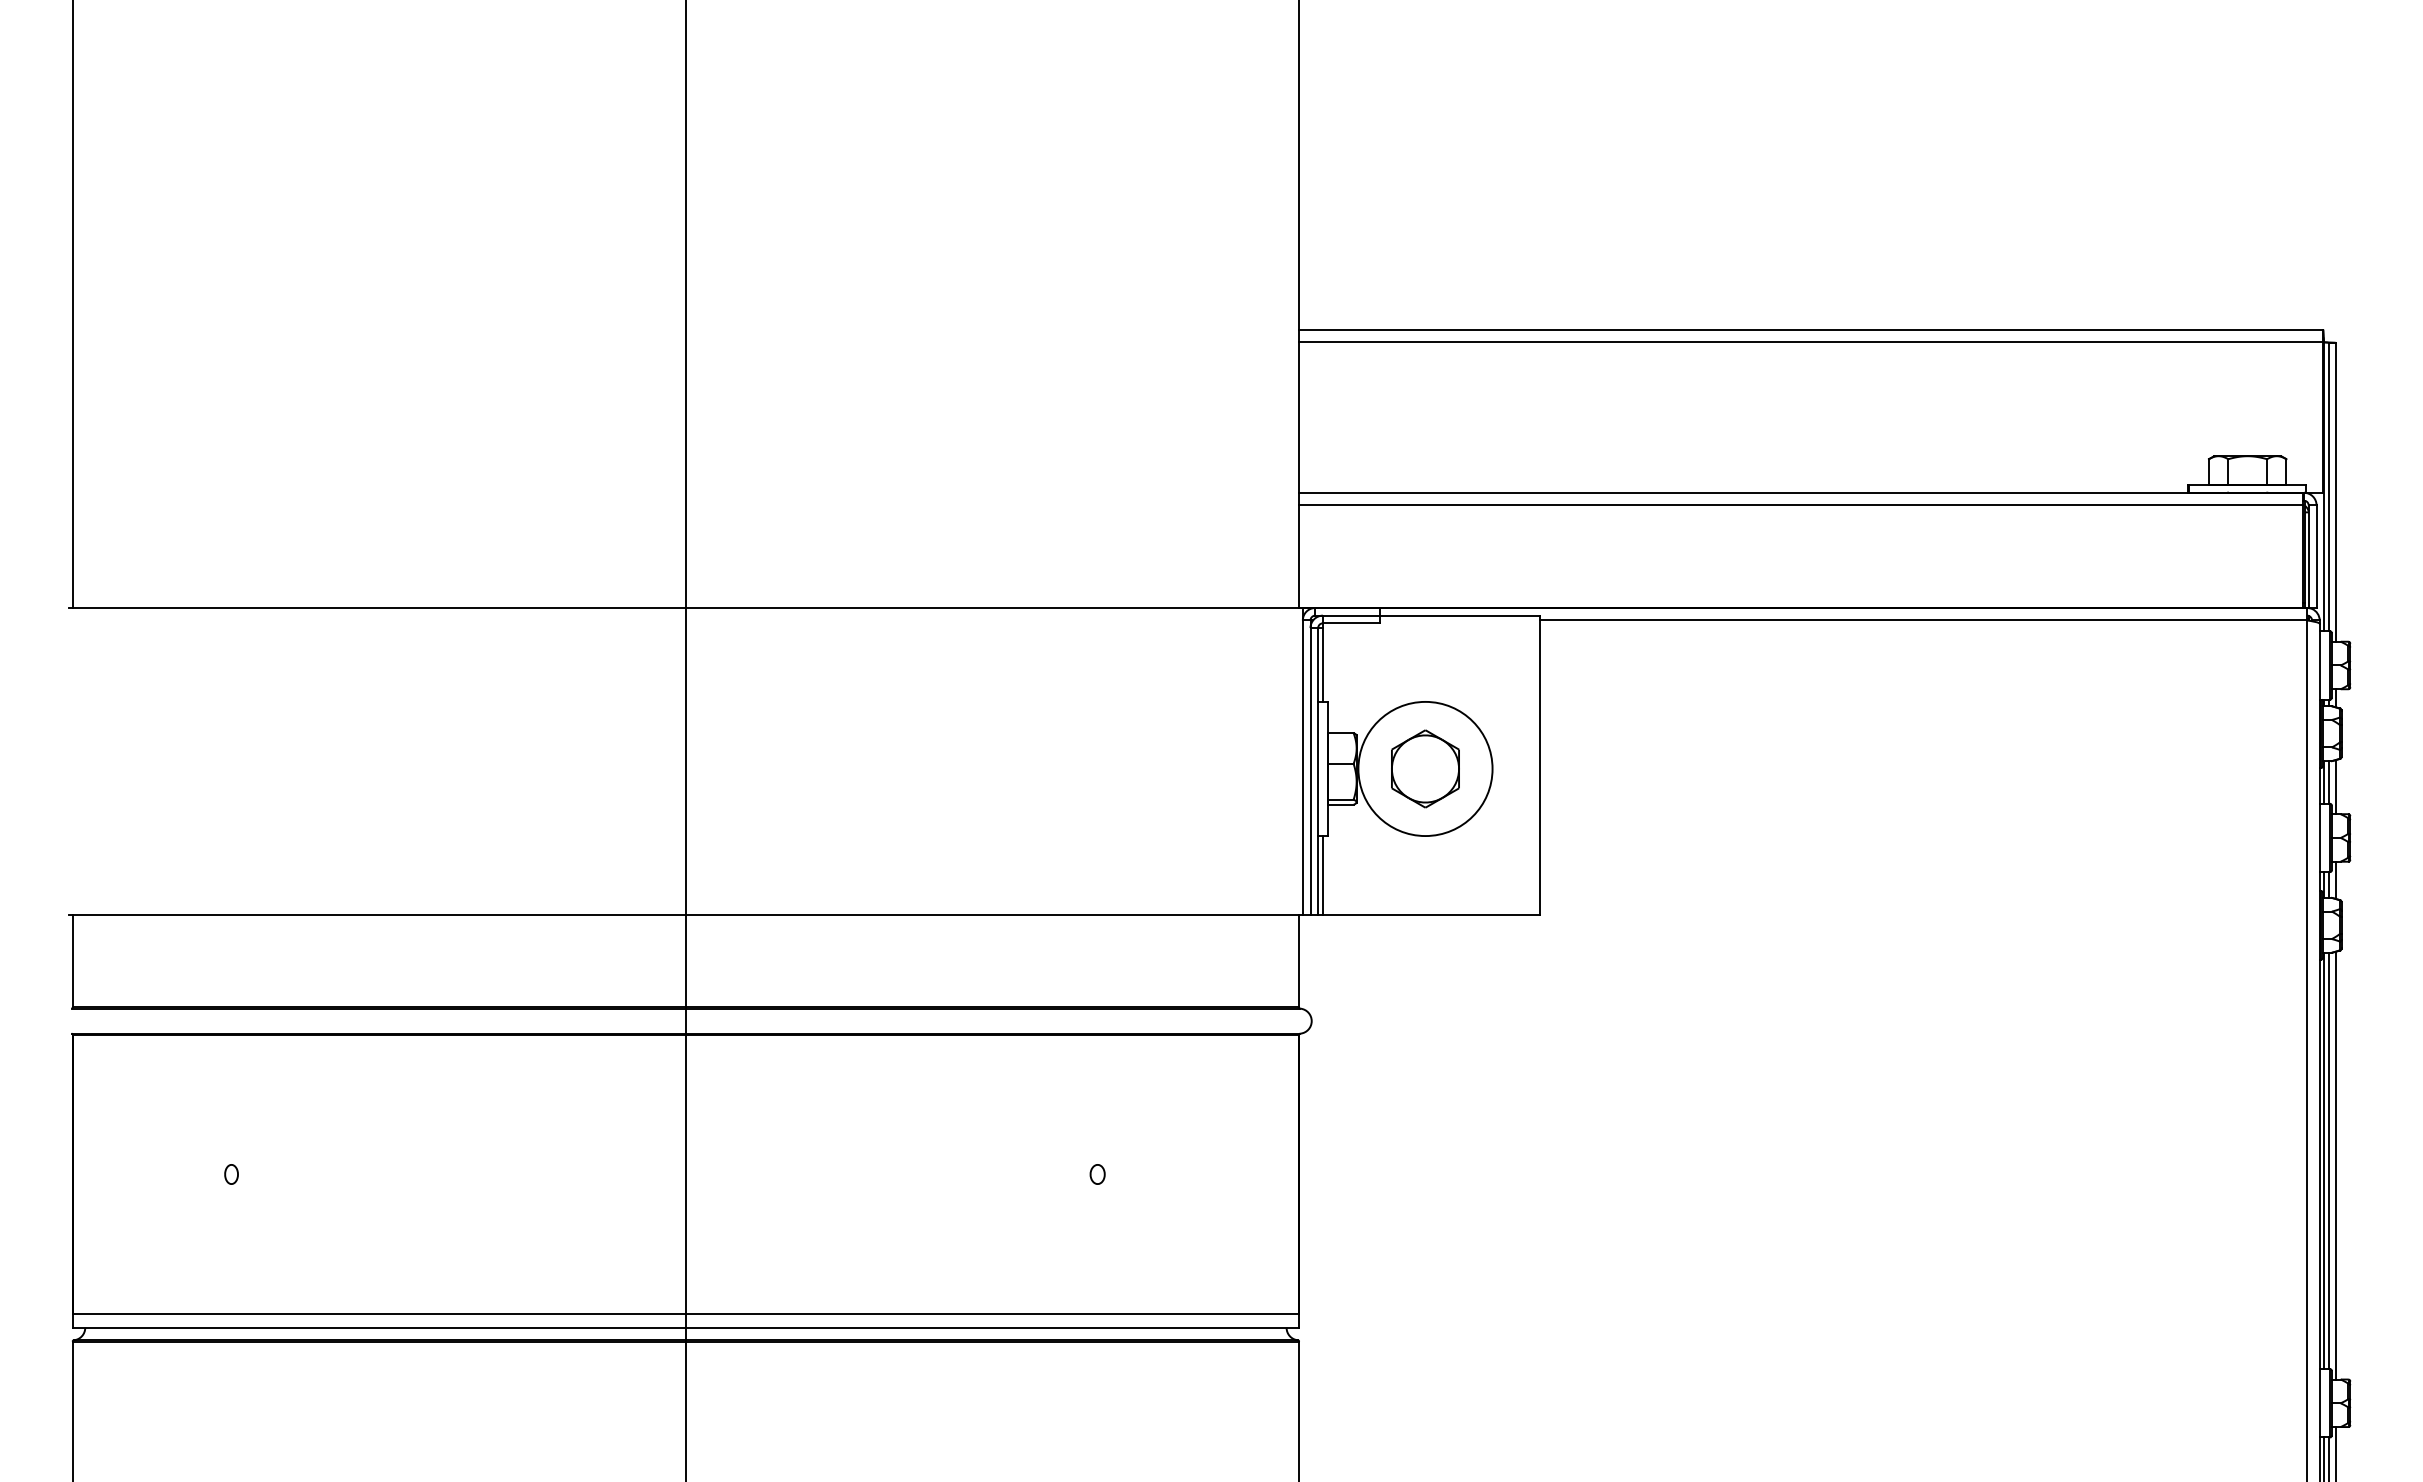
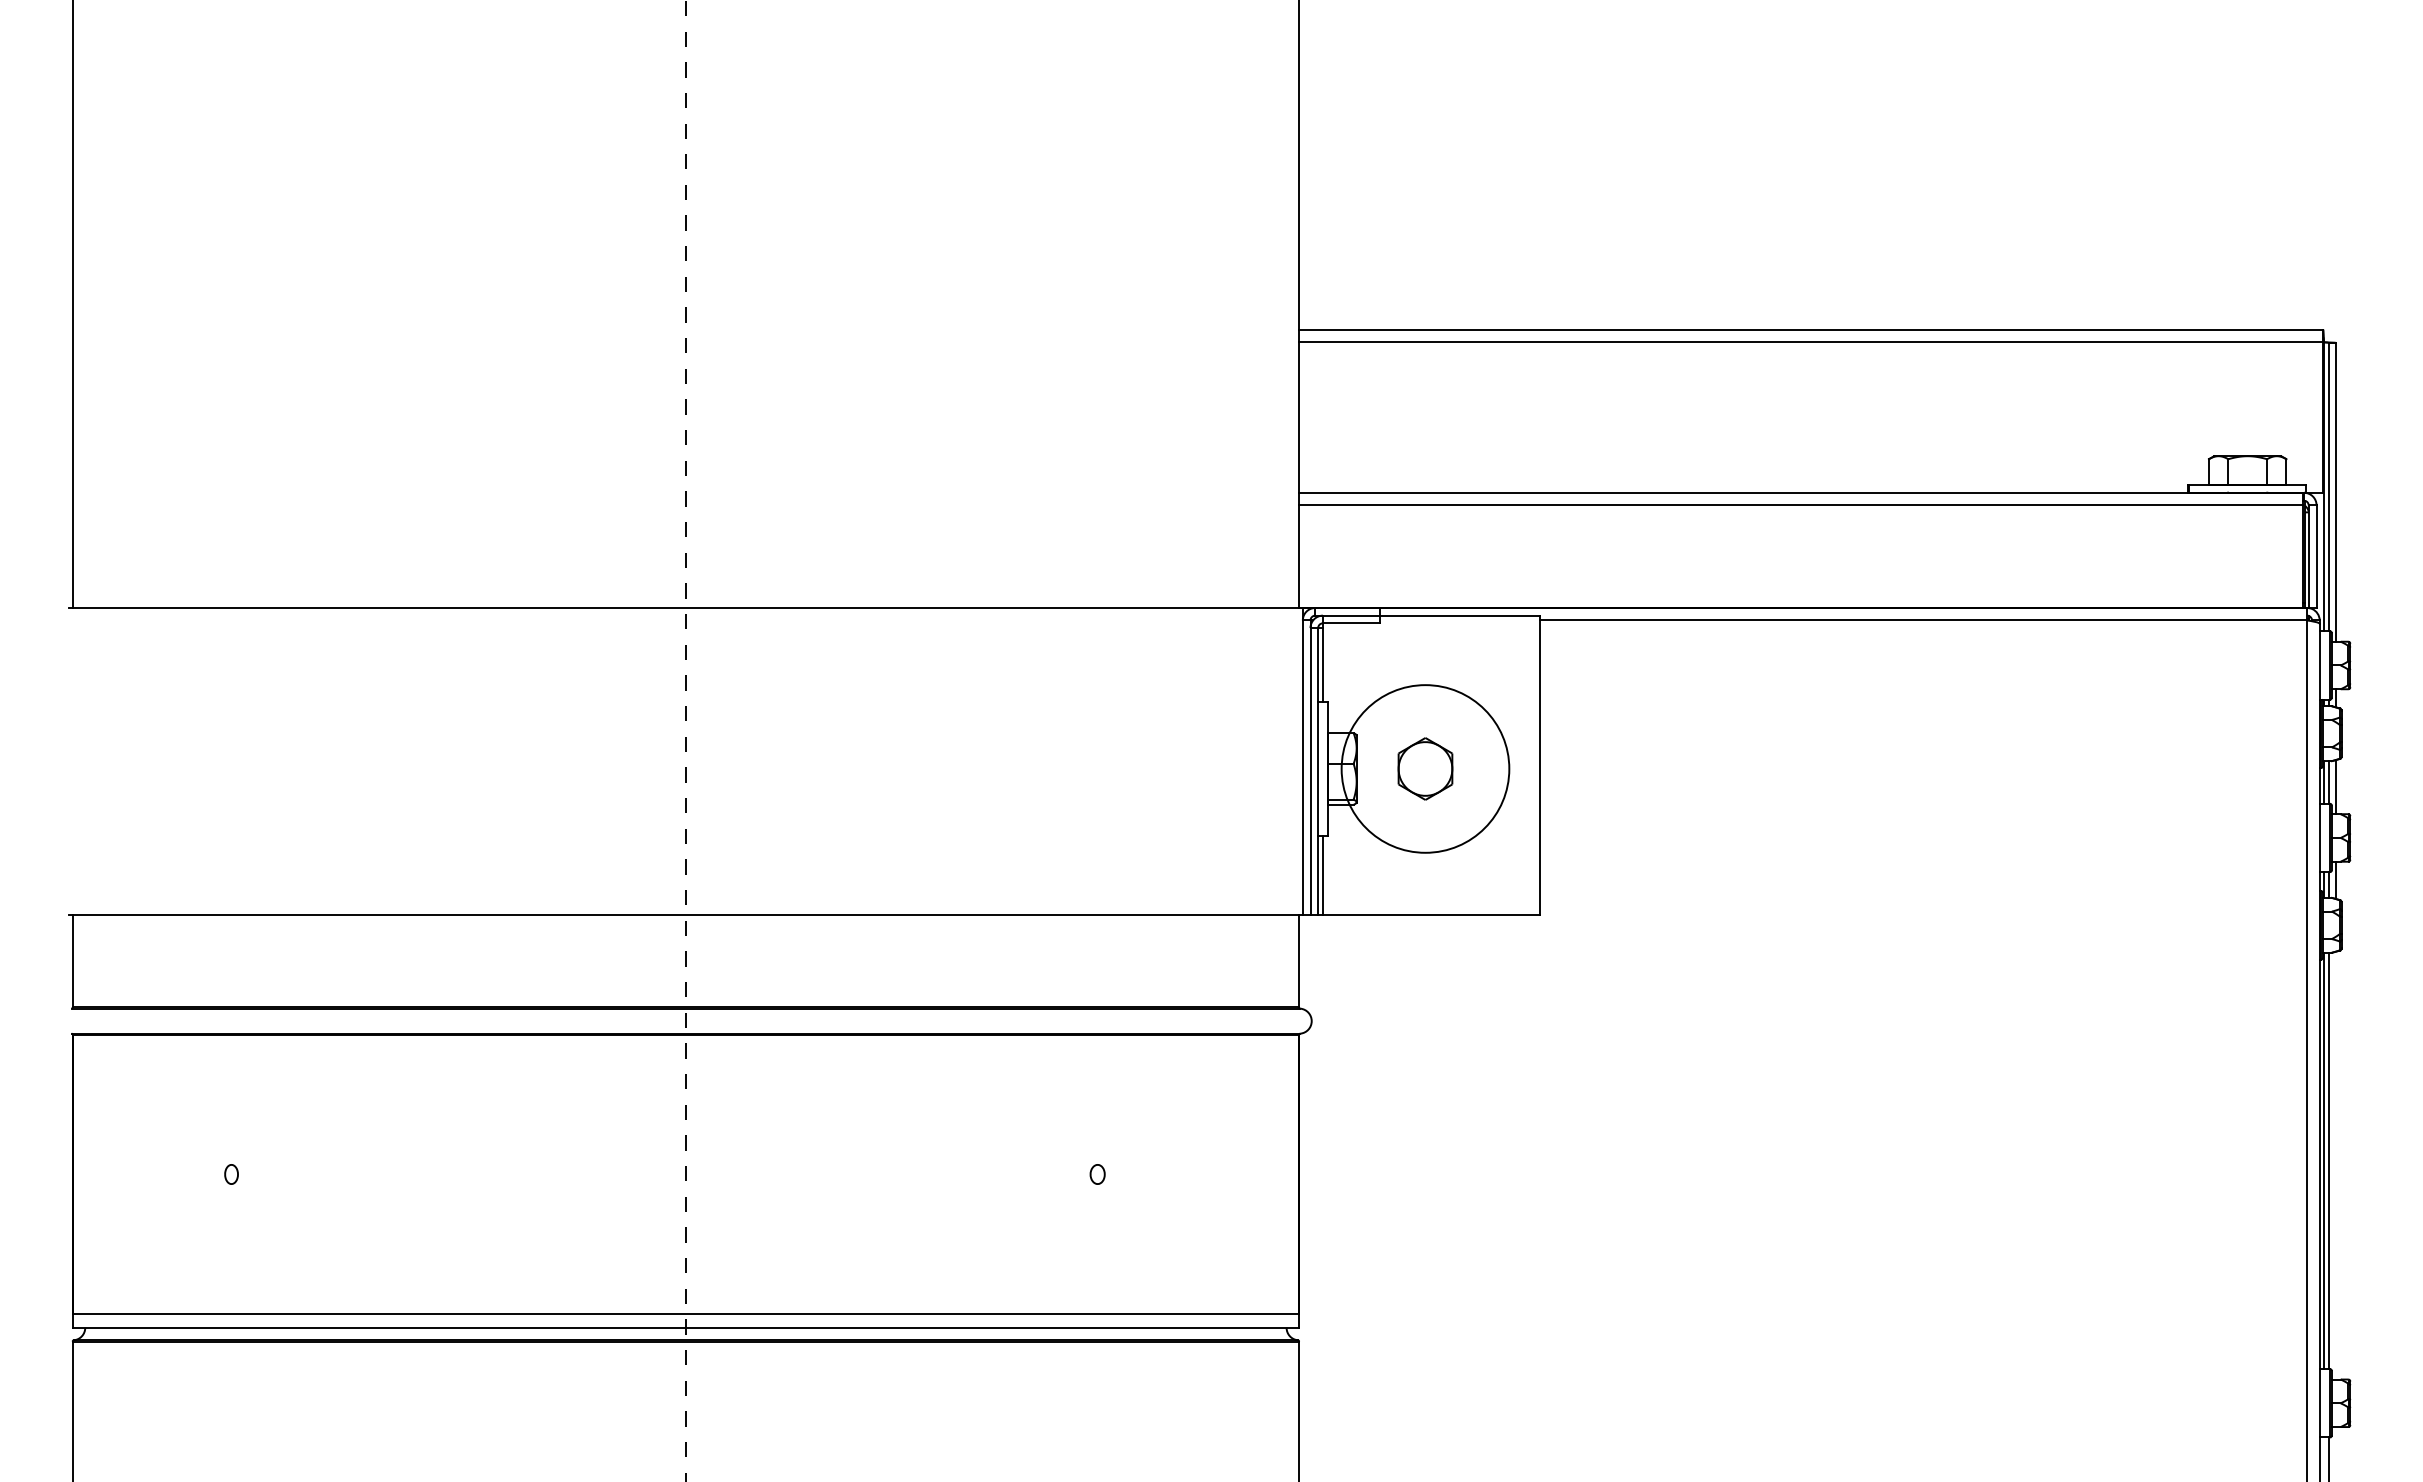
line: solid -> dashed (685, 739)
circle diameter: 134 px -> 168 px (1425, 768)
part size: 69x80 px -> 57x64 px (1425, 768)
line: present -> none (2336, 1165)
line: present -> none (2336, 1452)
line: present -> none (2323, 1457)
